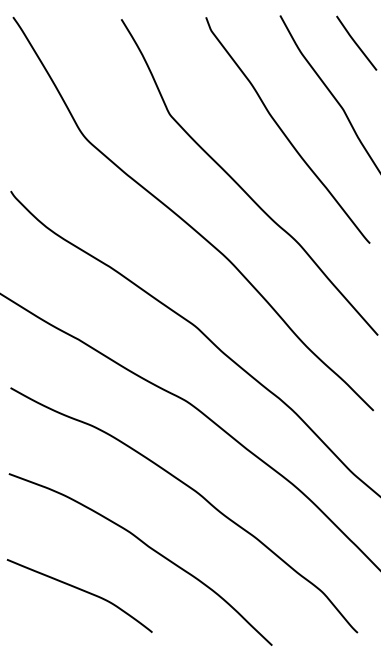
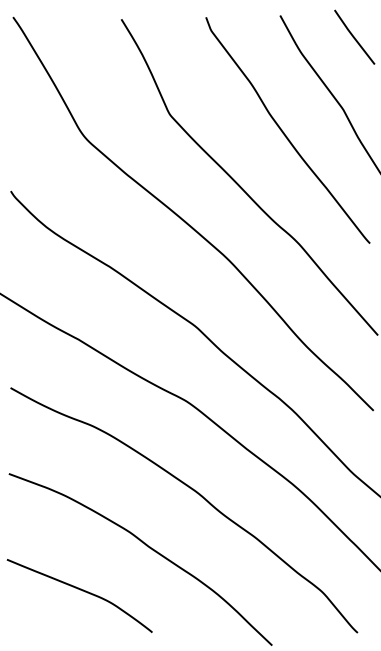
line position: (356, 42) -> (354, 36) (354, 36)
